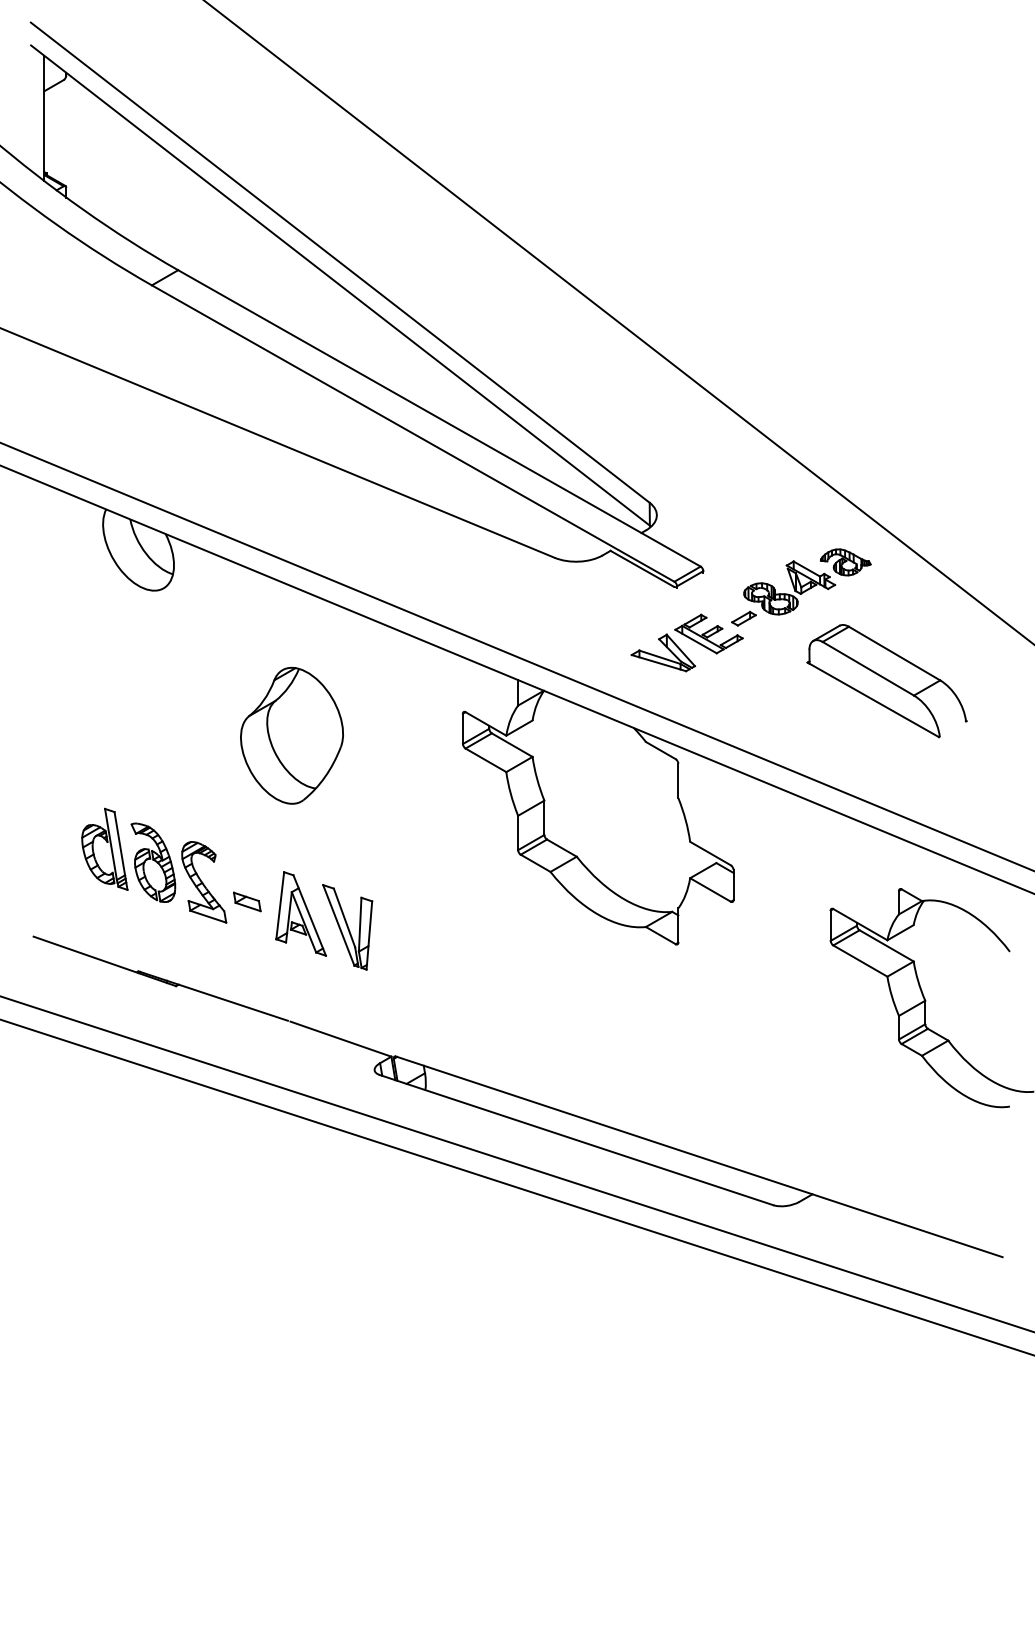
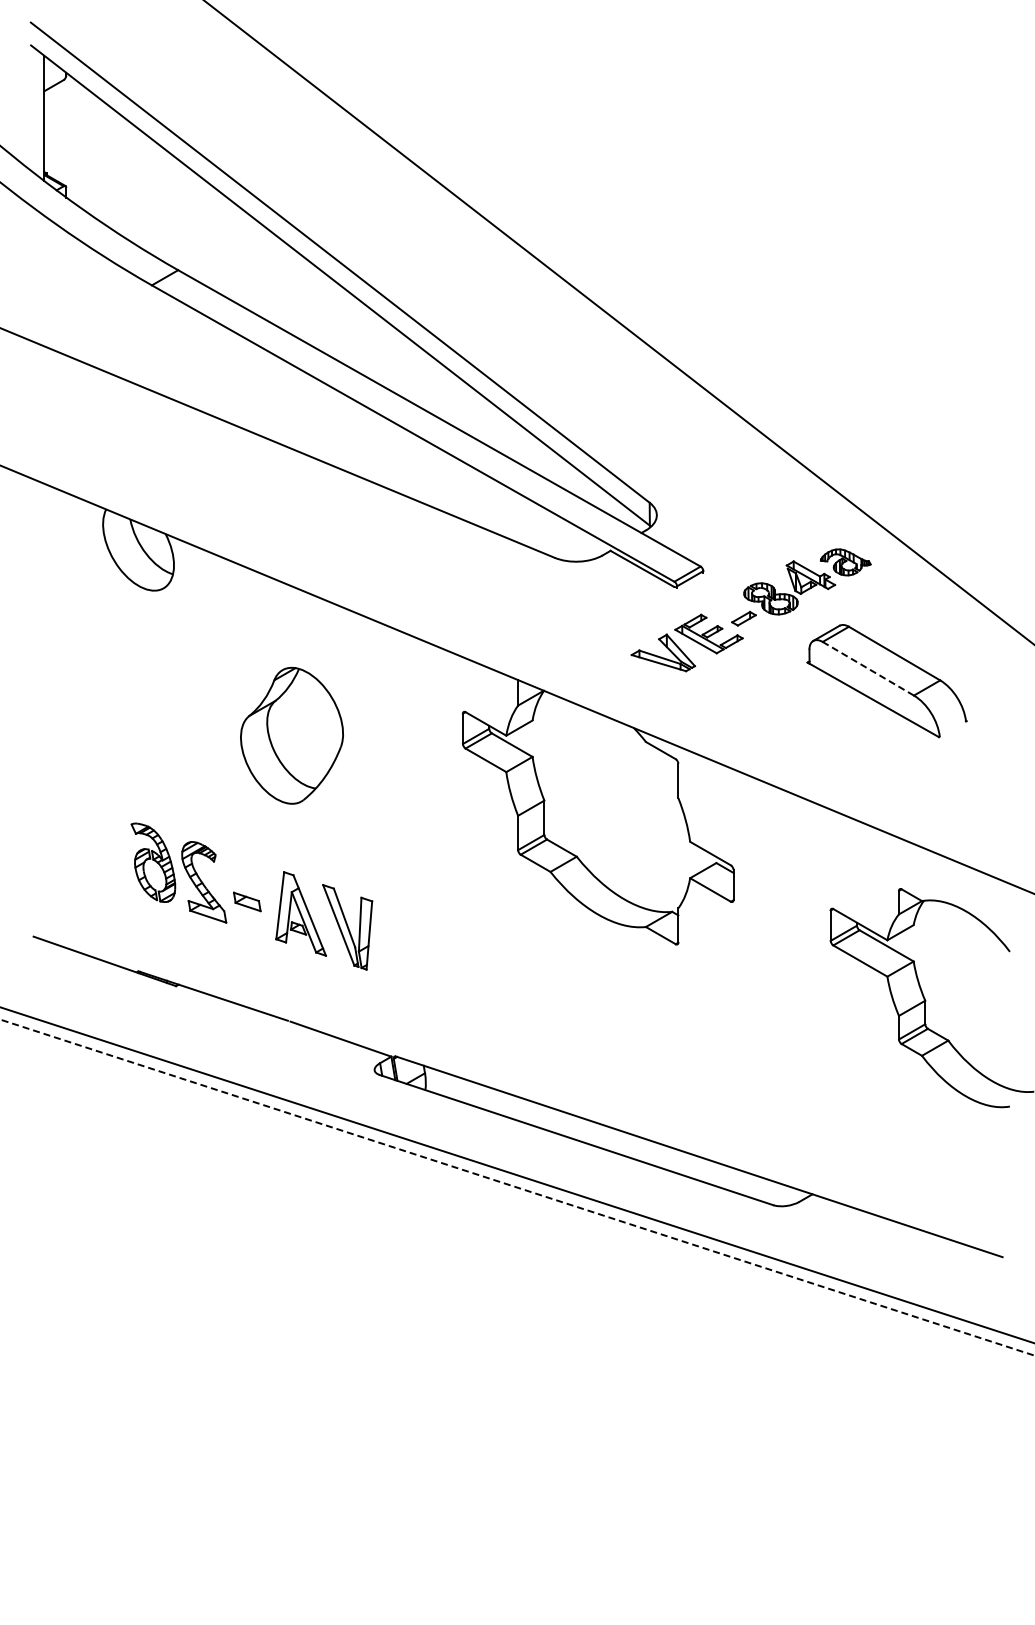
line: present -> none (516, 656)
line: solid -> dashed (868, 668)
part: present -> none (104, 848)
line position: (516, 1164) -> (516, 1174) (516, 1174)
line: solid -> dashed (517, 1187)
